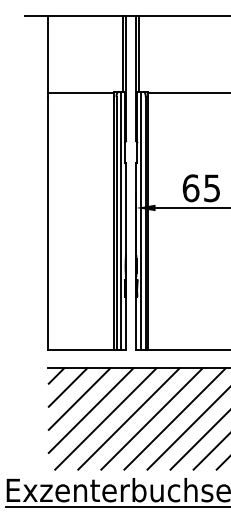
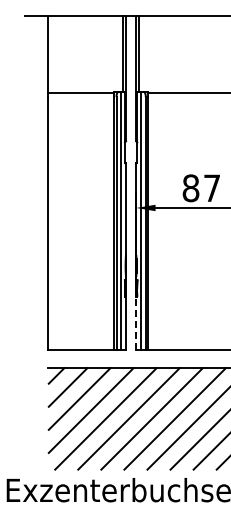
text: 65 -> 87 (200, 188)
line: solid -> dashed (136, 323)
line: present -> none (116, 506)
